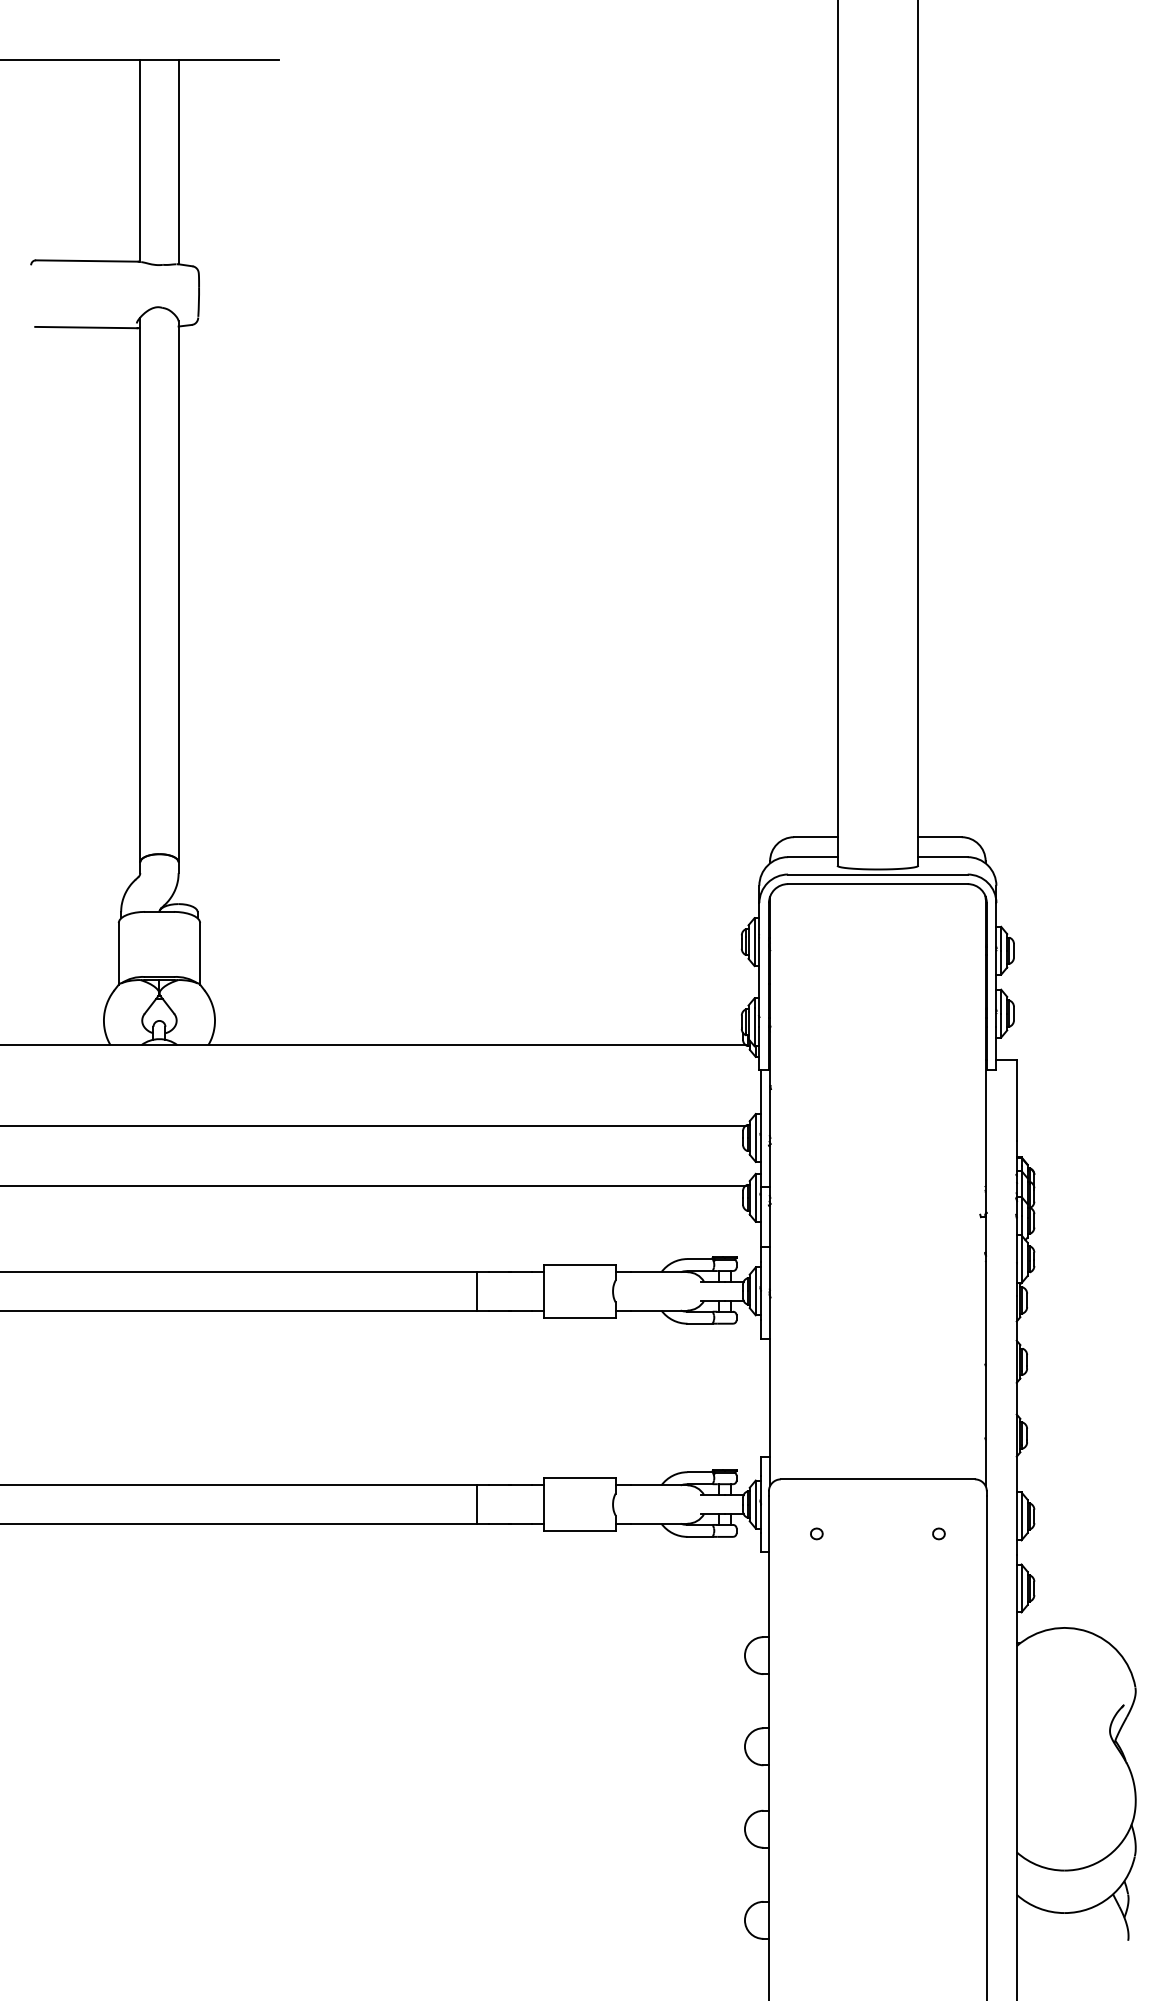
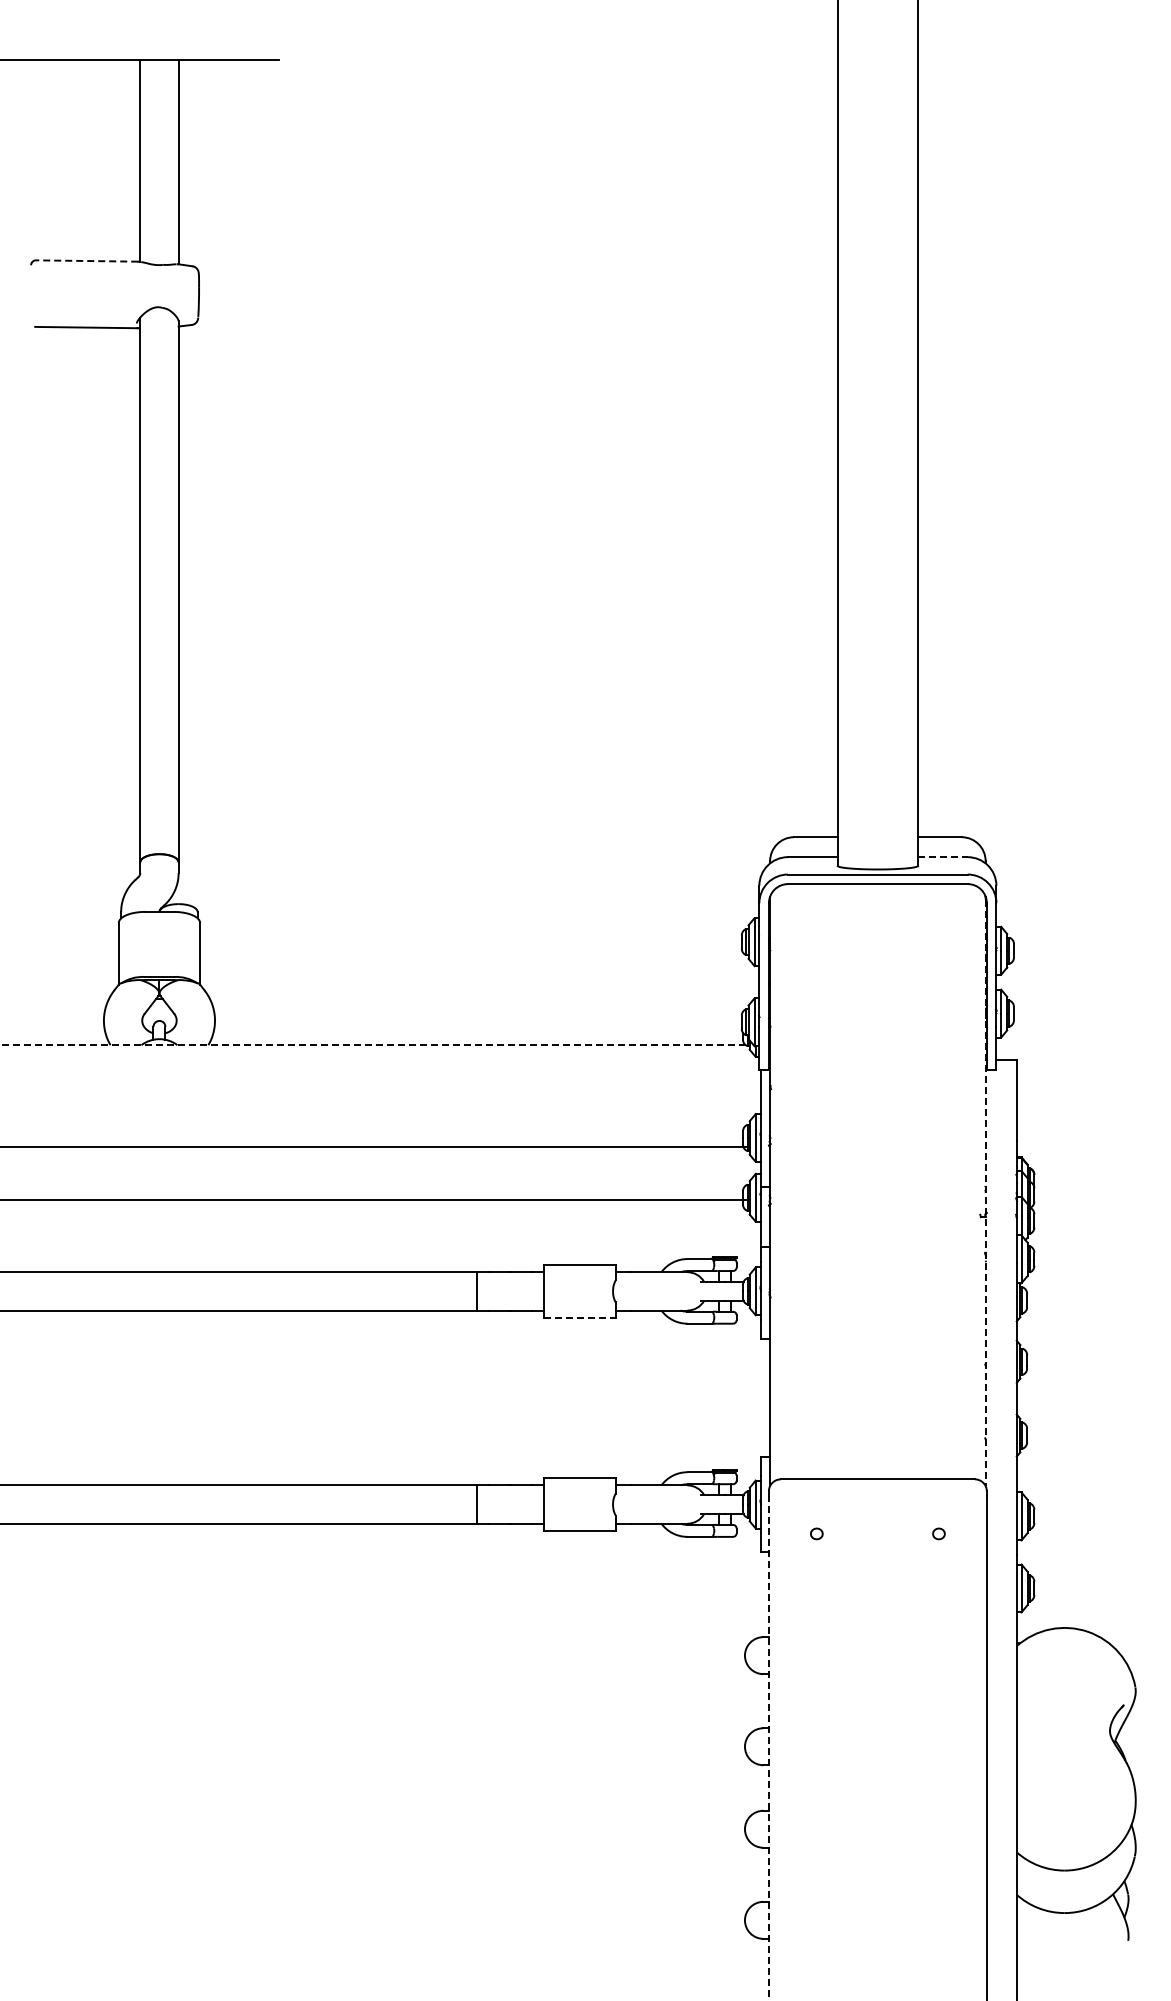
line: solid -> dashed (86, 261)
line: solid -> dashed (942, 857)
line: solid -> dashed (372, 1045)
line position: (373, 1125) -> (373, 1146) (373, 1146)
line position: (373, 1185) -> (373, 1199) (373, 1199)
line: solid -> dashed (985, 1193)
line: solid -> dashed (579, 1317)
line: solid -> dashed (768, 1747)
